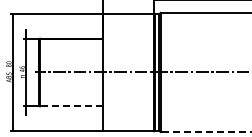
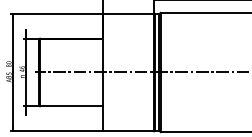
line: dashed -> solid (70, 106)
line: dashed -> solid (205, 132)
